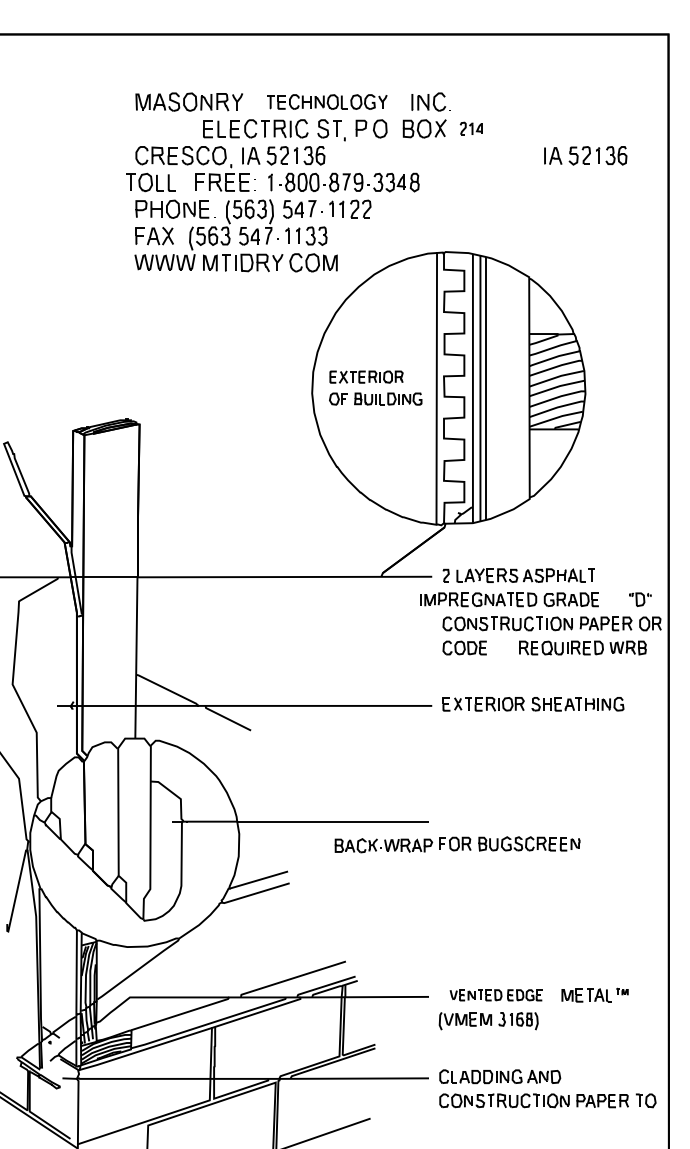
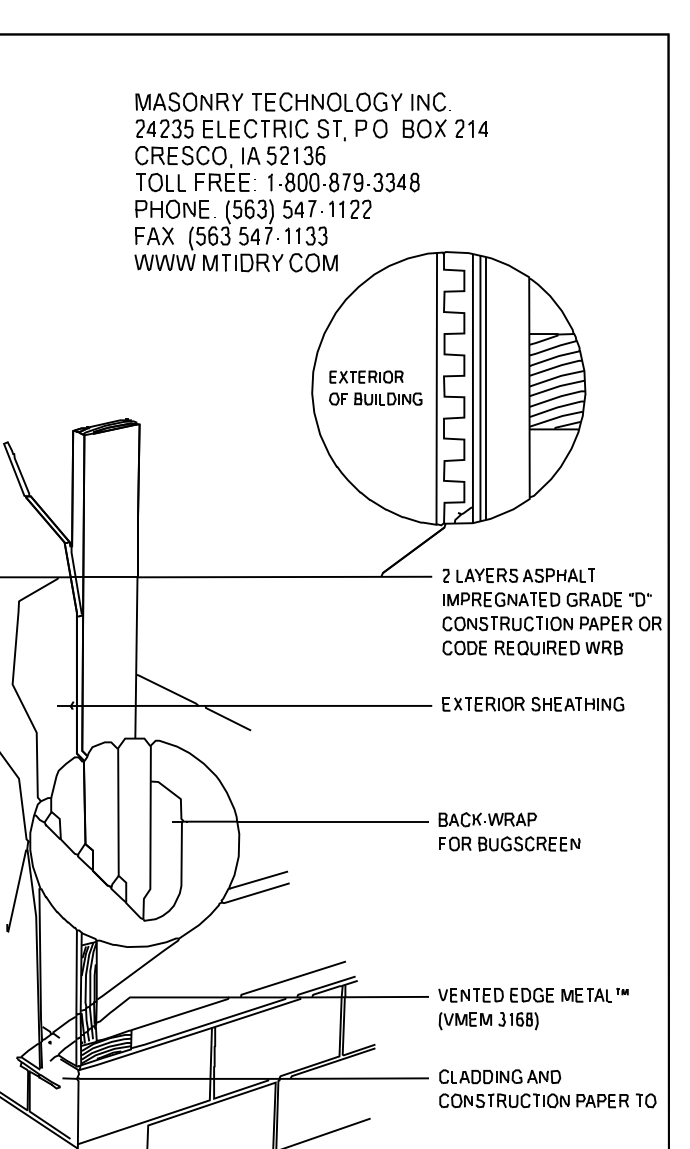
part size: 121x16 px -> 151x20 px (327, 101)
part: none -> present (164, 128)
part size: 24x15 px -> 33x19 px (471, 128)
part: present -> none (585, 155)
part position: (150, 182) -> (160, 182) (160, 182)
part position: (509, 599) -> (532, 599) (532, 599)
part position: (582, 647) -> (558, 647) (558, 647)
part position: (383, 845) -> (487, 819) (487, 819)
part size: 94x13 px -> 116x15 px (495, 995)
